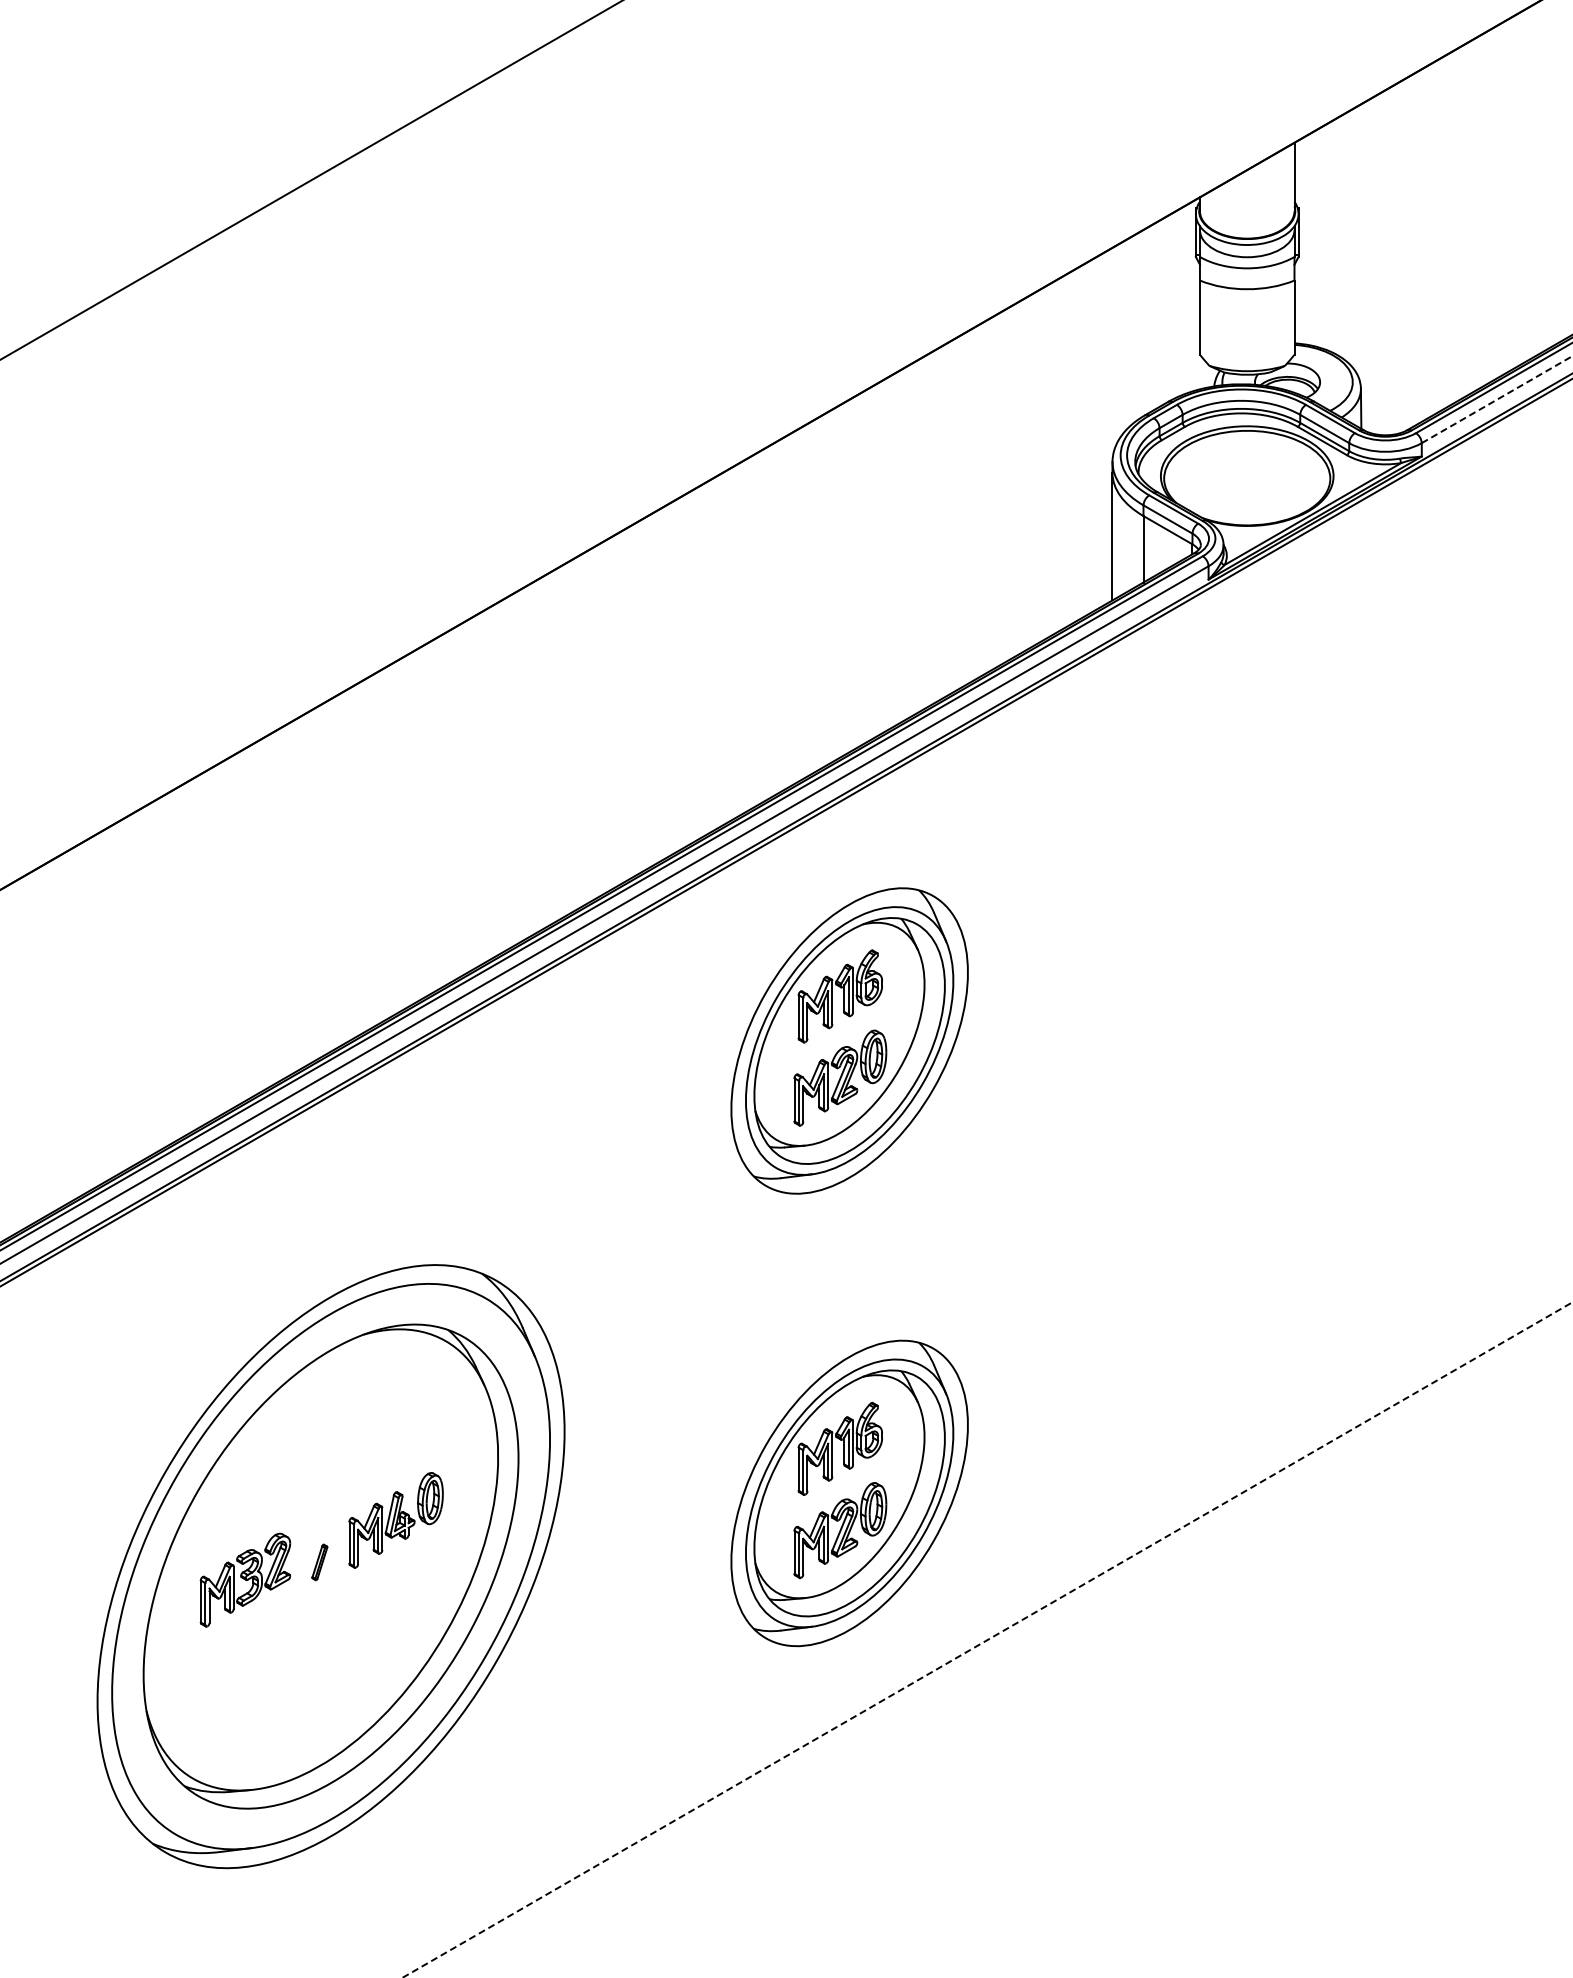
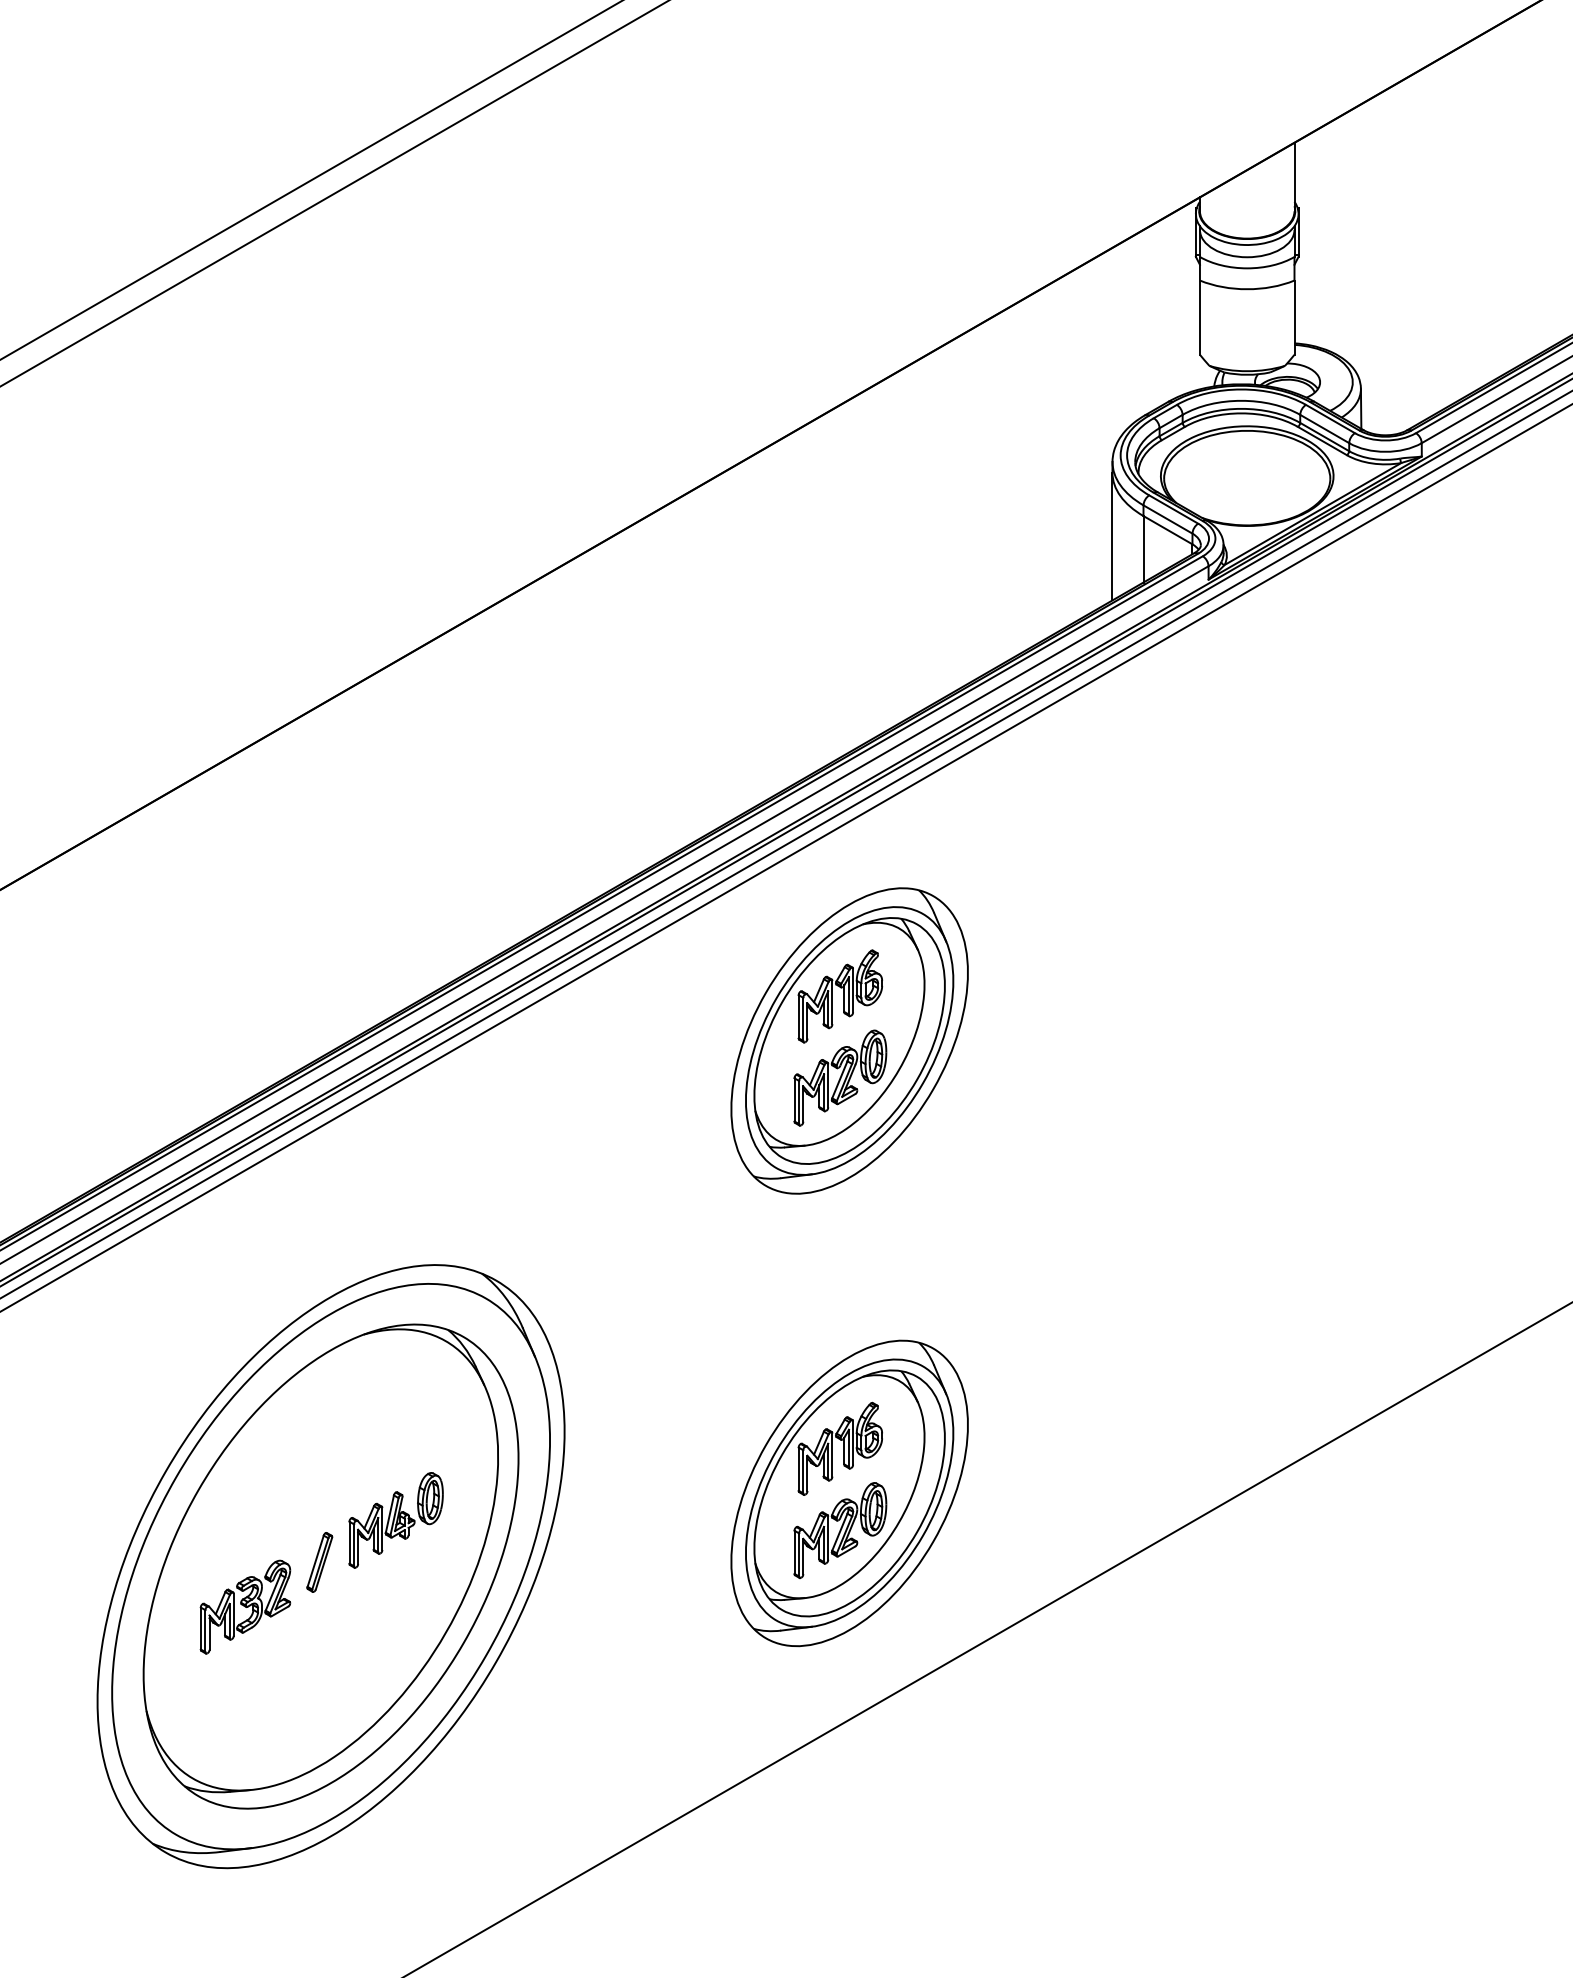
line: none -> present (334, 193)
line: dashed -> solid (1497, 399)
line: none -> present (785, 844)
line: none -> present (785, 857)
part size: 18x39 px -> 28x61 px (319, 1562)
part position: (245, 1579) -> (245, 1606) (245, 1606)
line: dashed -> solid (987, 1640)
